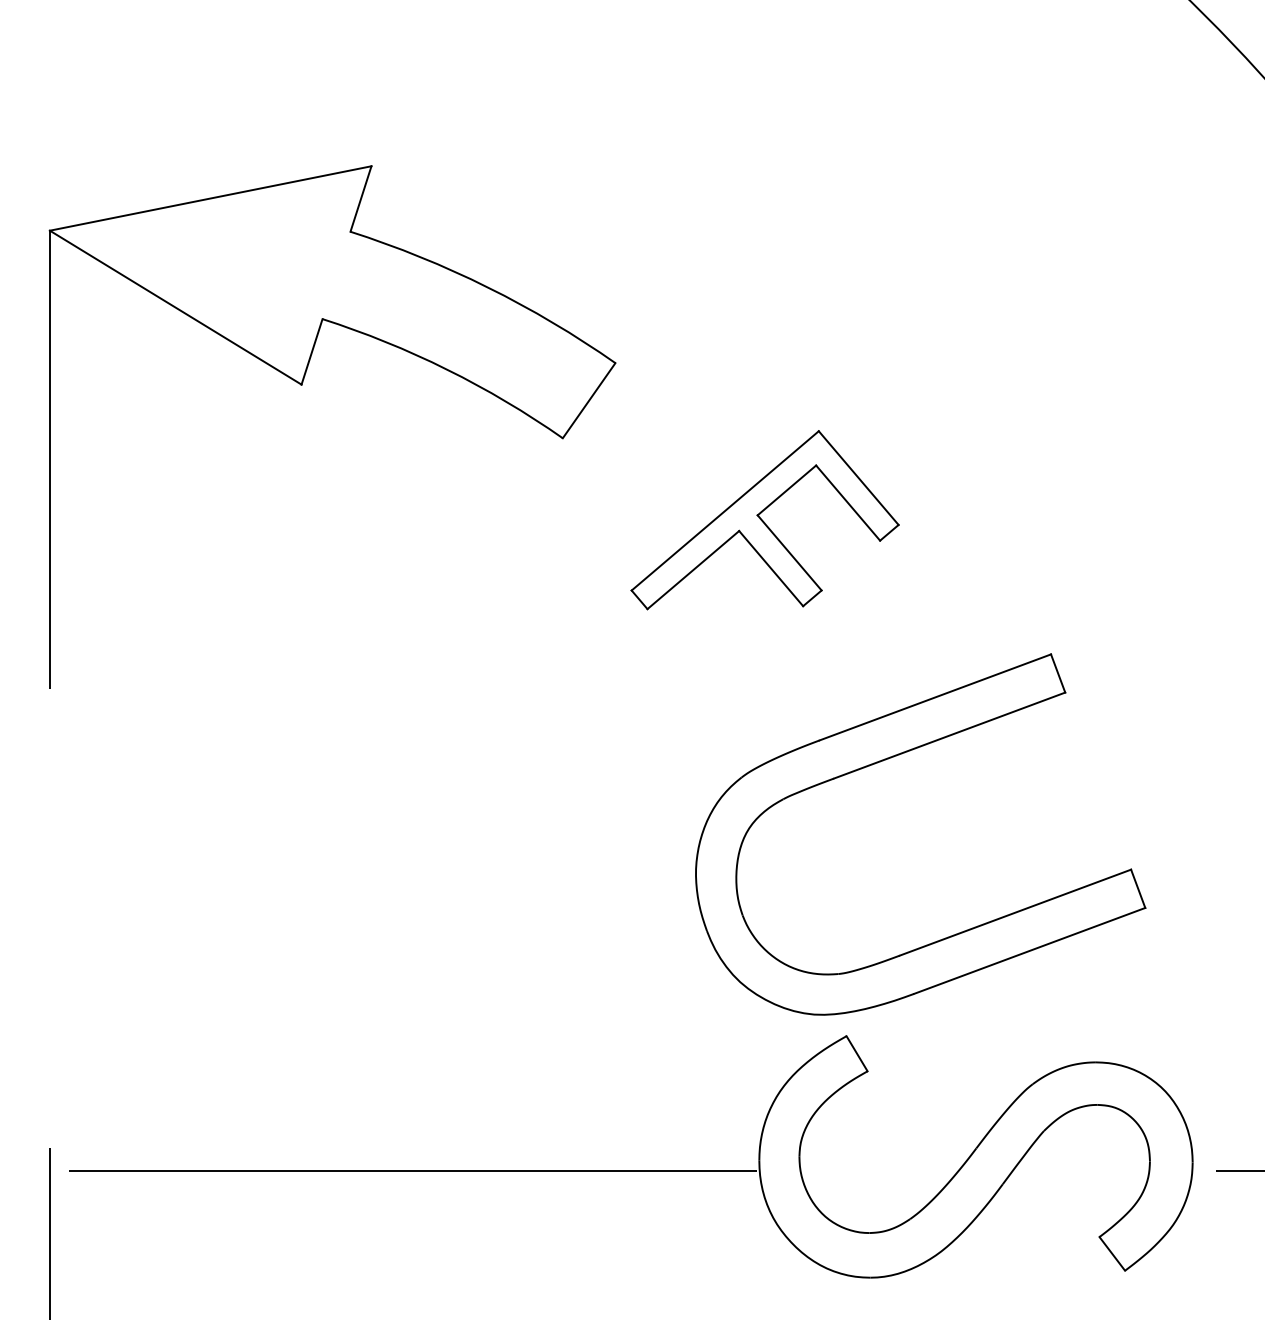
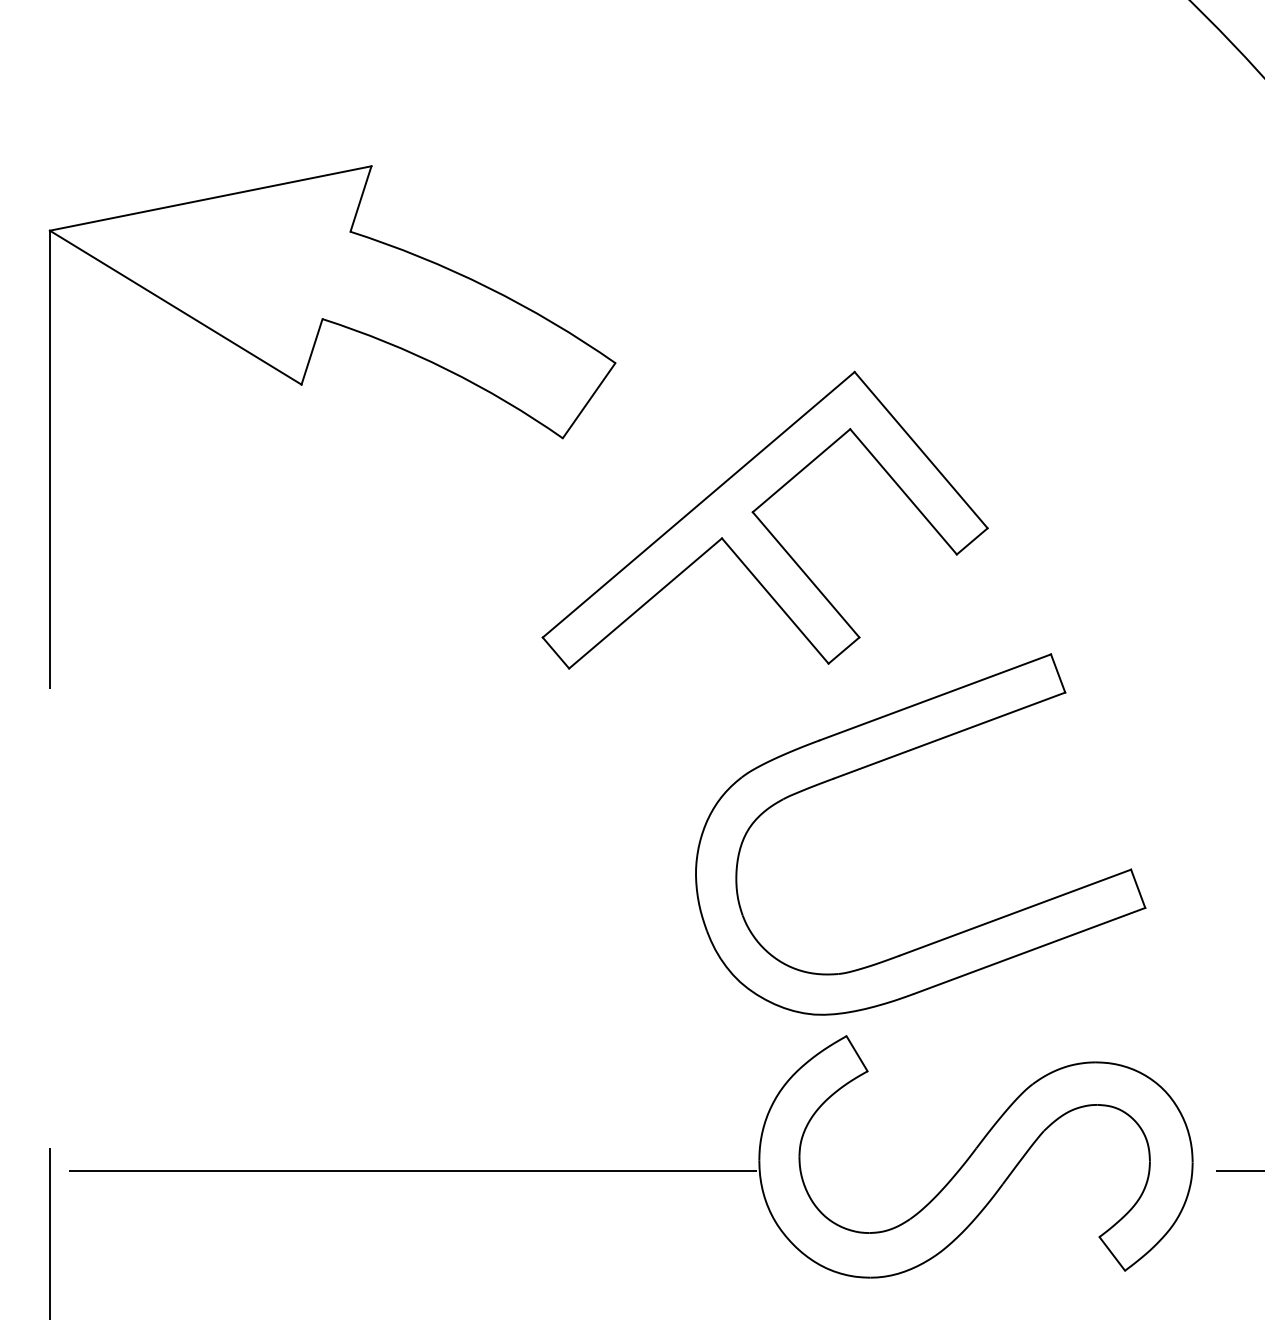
part size: 270x181 px -> 448x300 px (764, 519)
